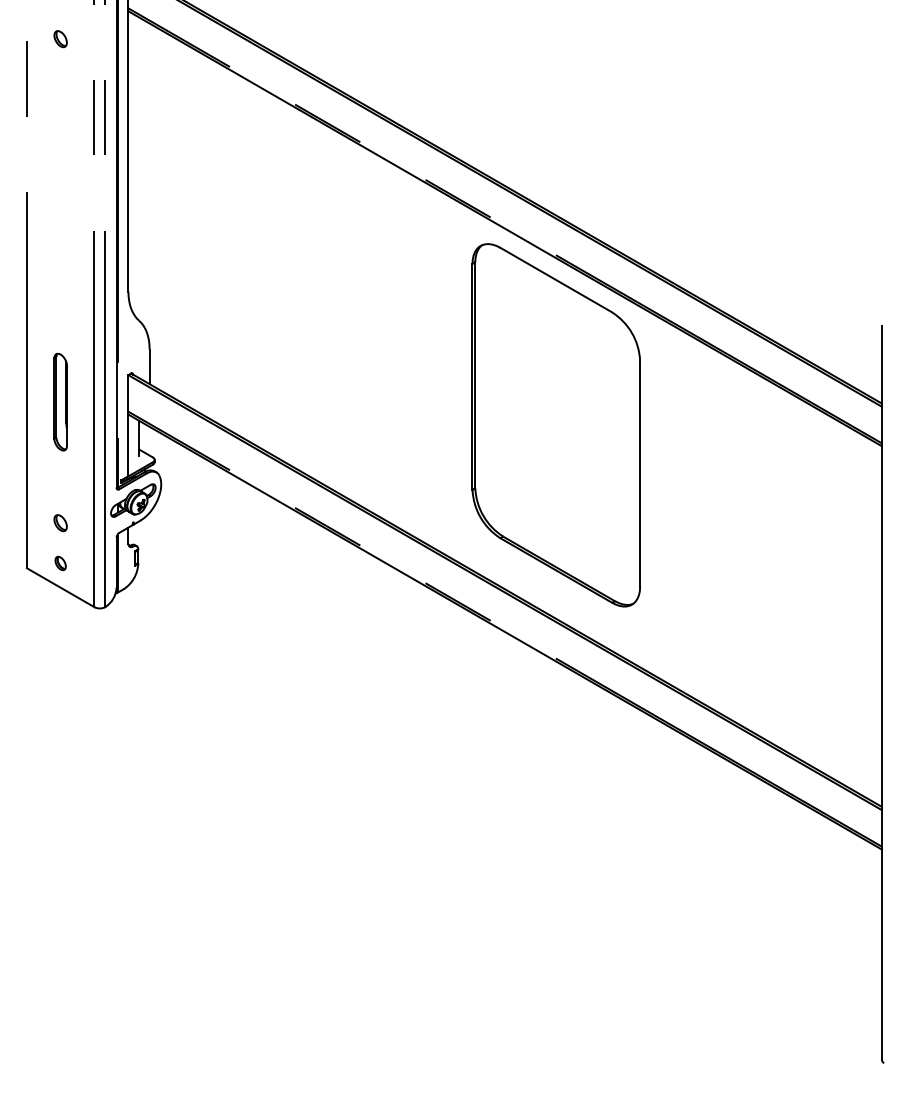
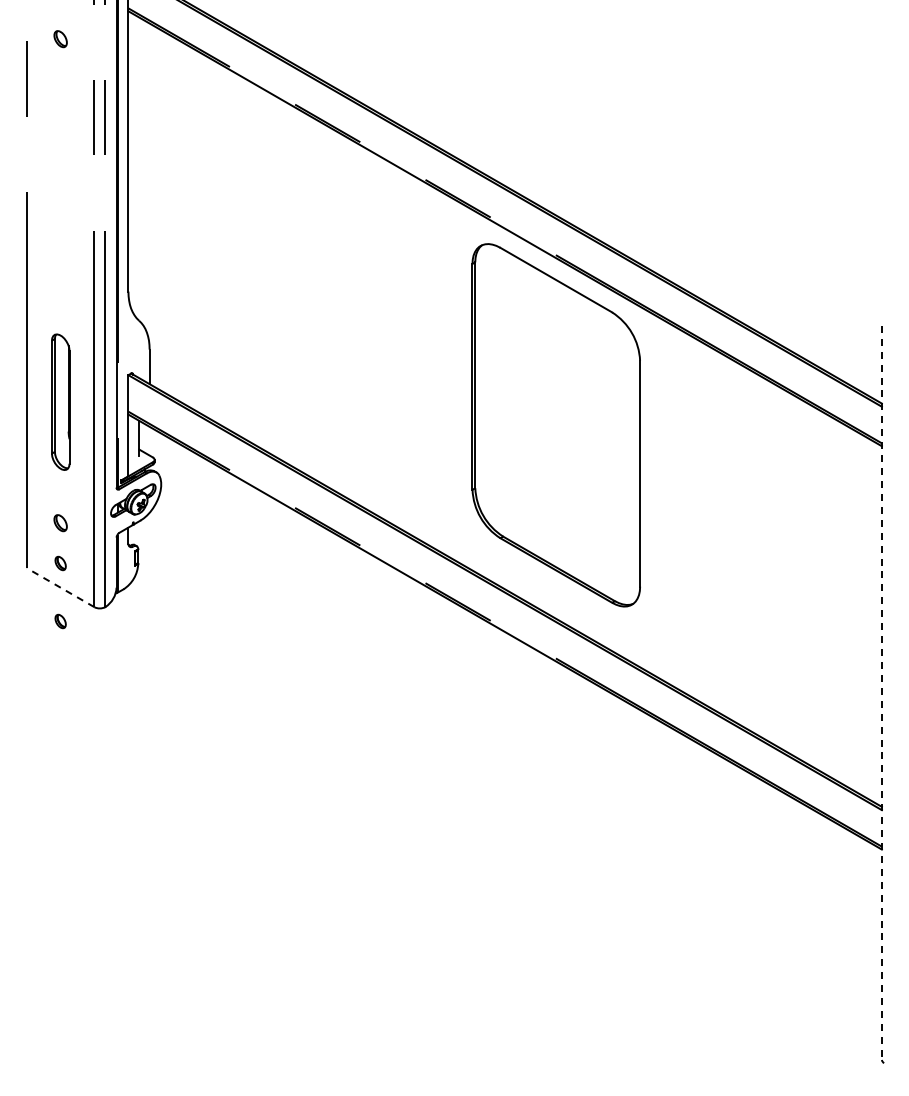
part size: 15x100 px -> 20x138 px (60, 401)
line: solid -> dashed (60, 587)
part: none -> present (60, 621)
line: solid -> dashed (881, 693)
